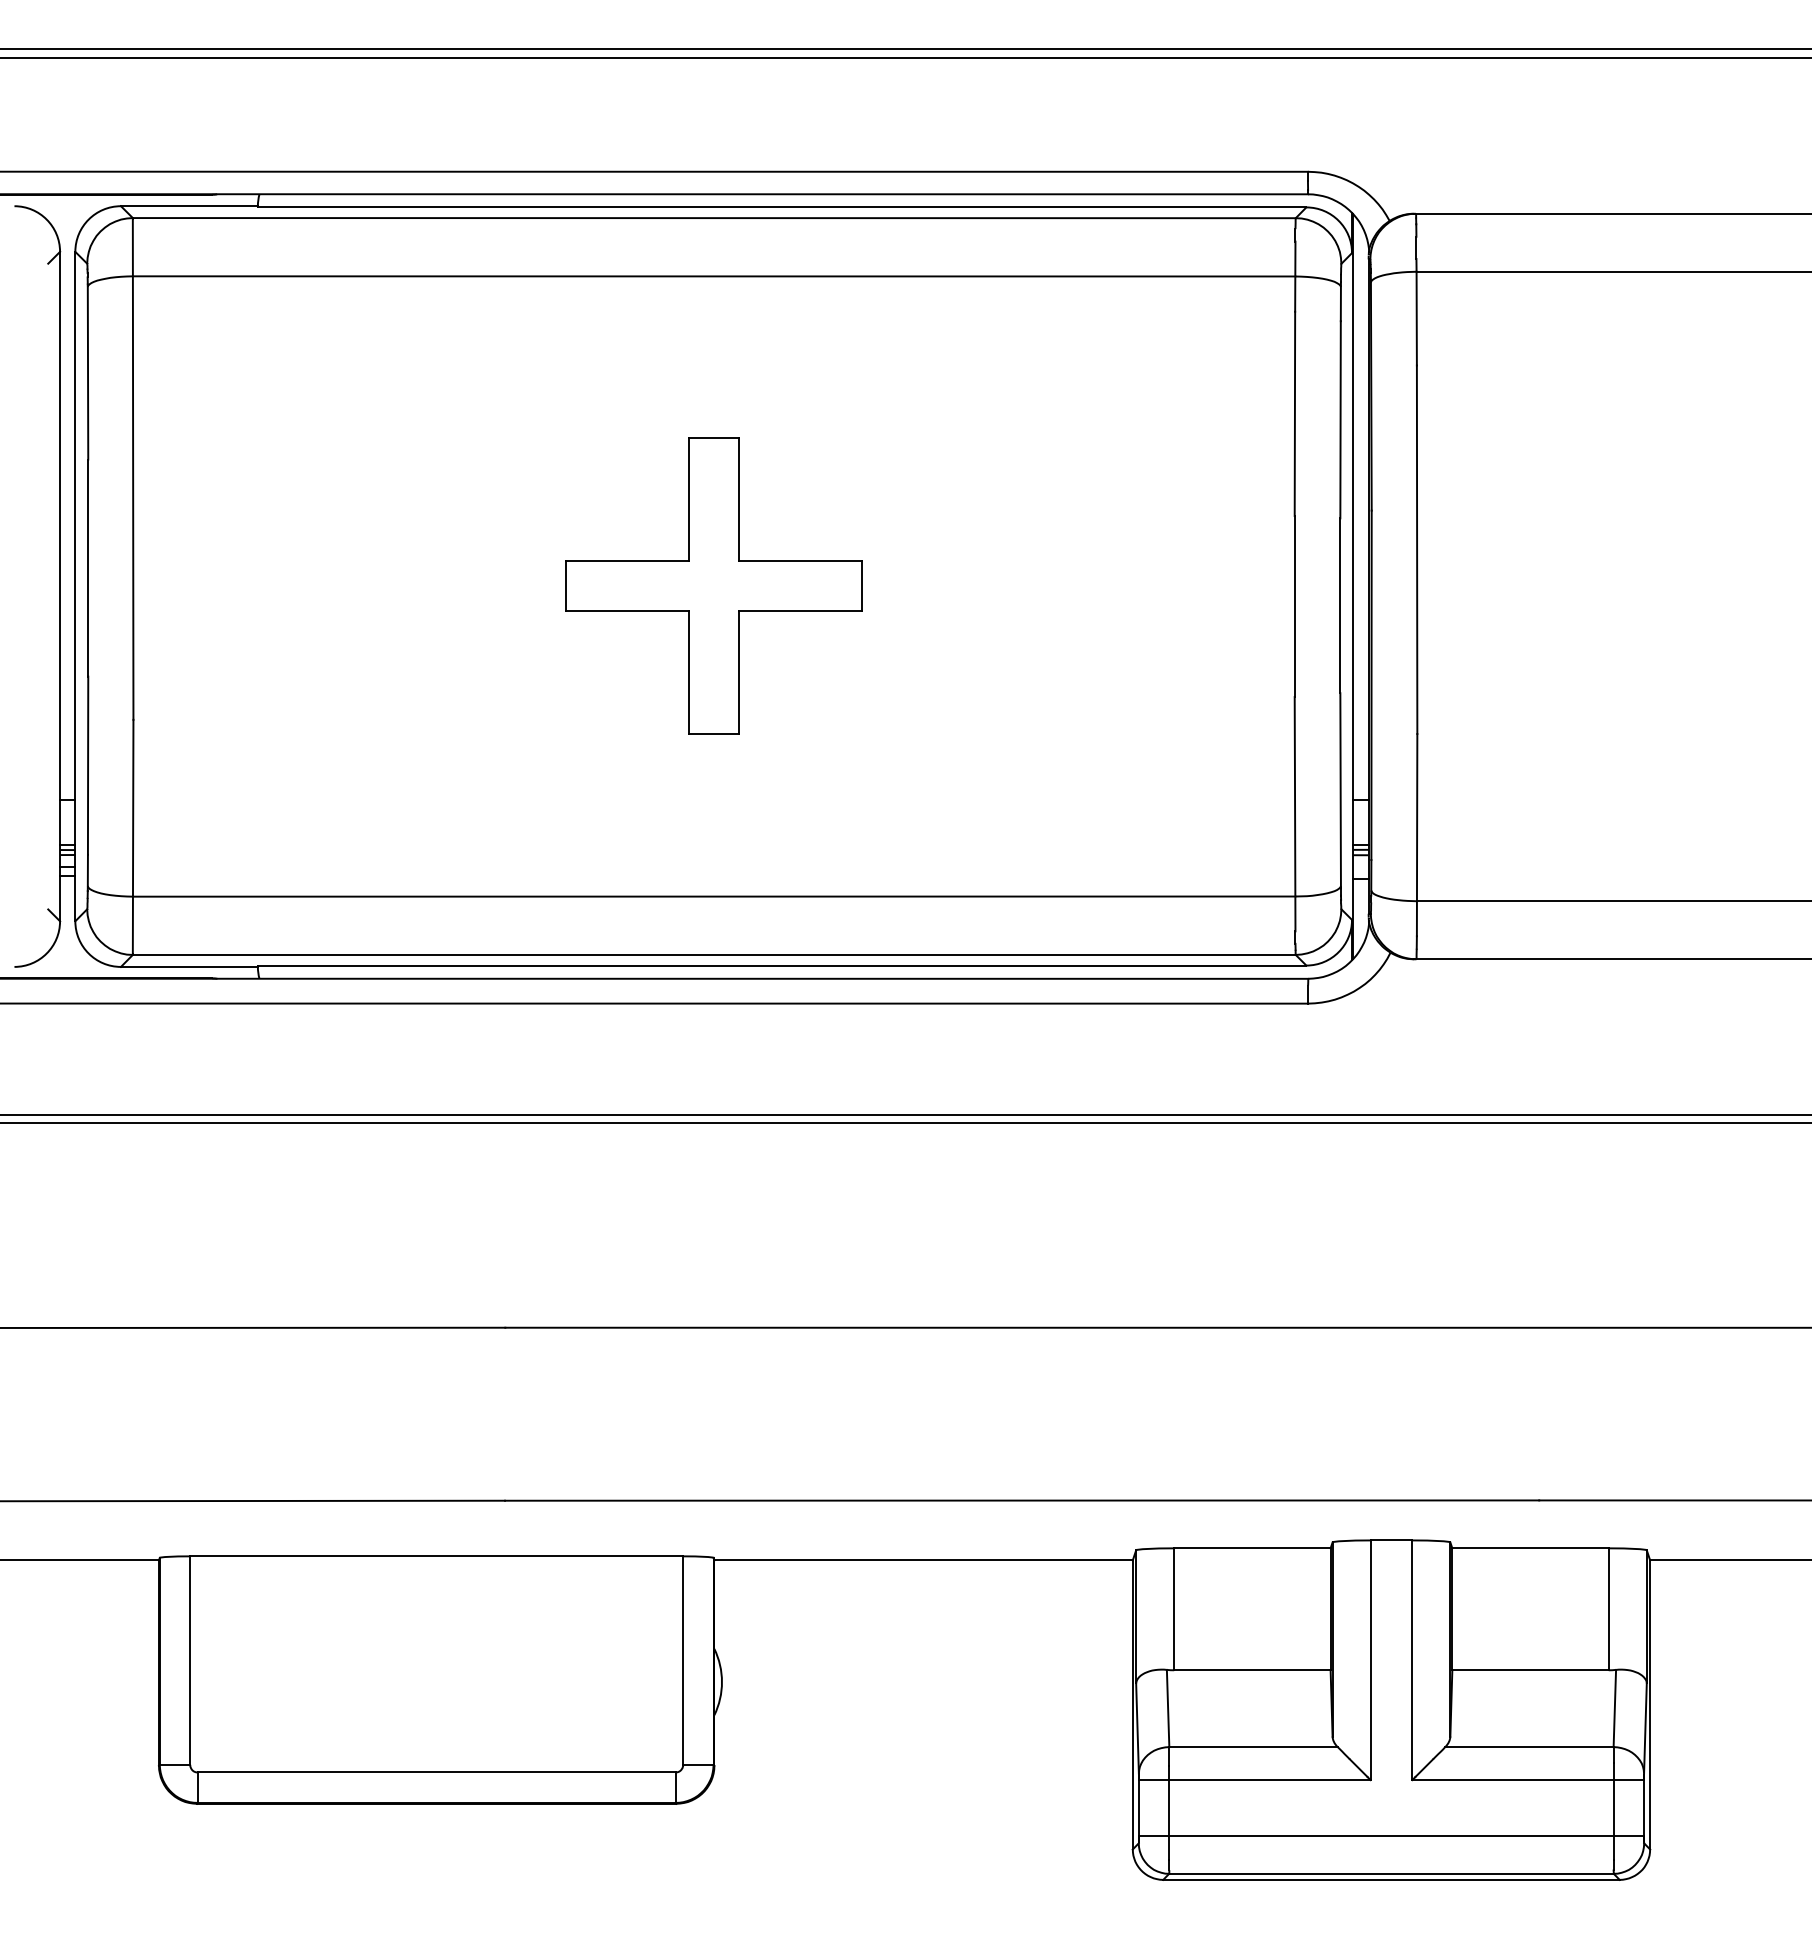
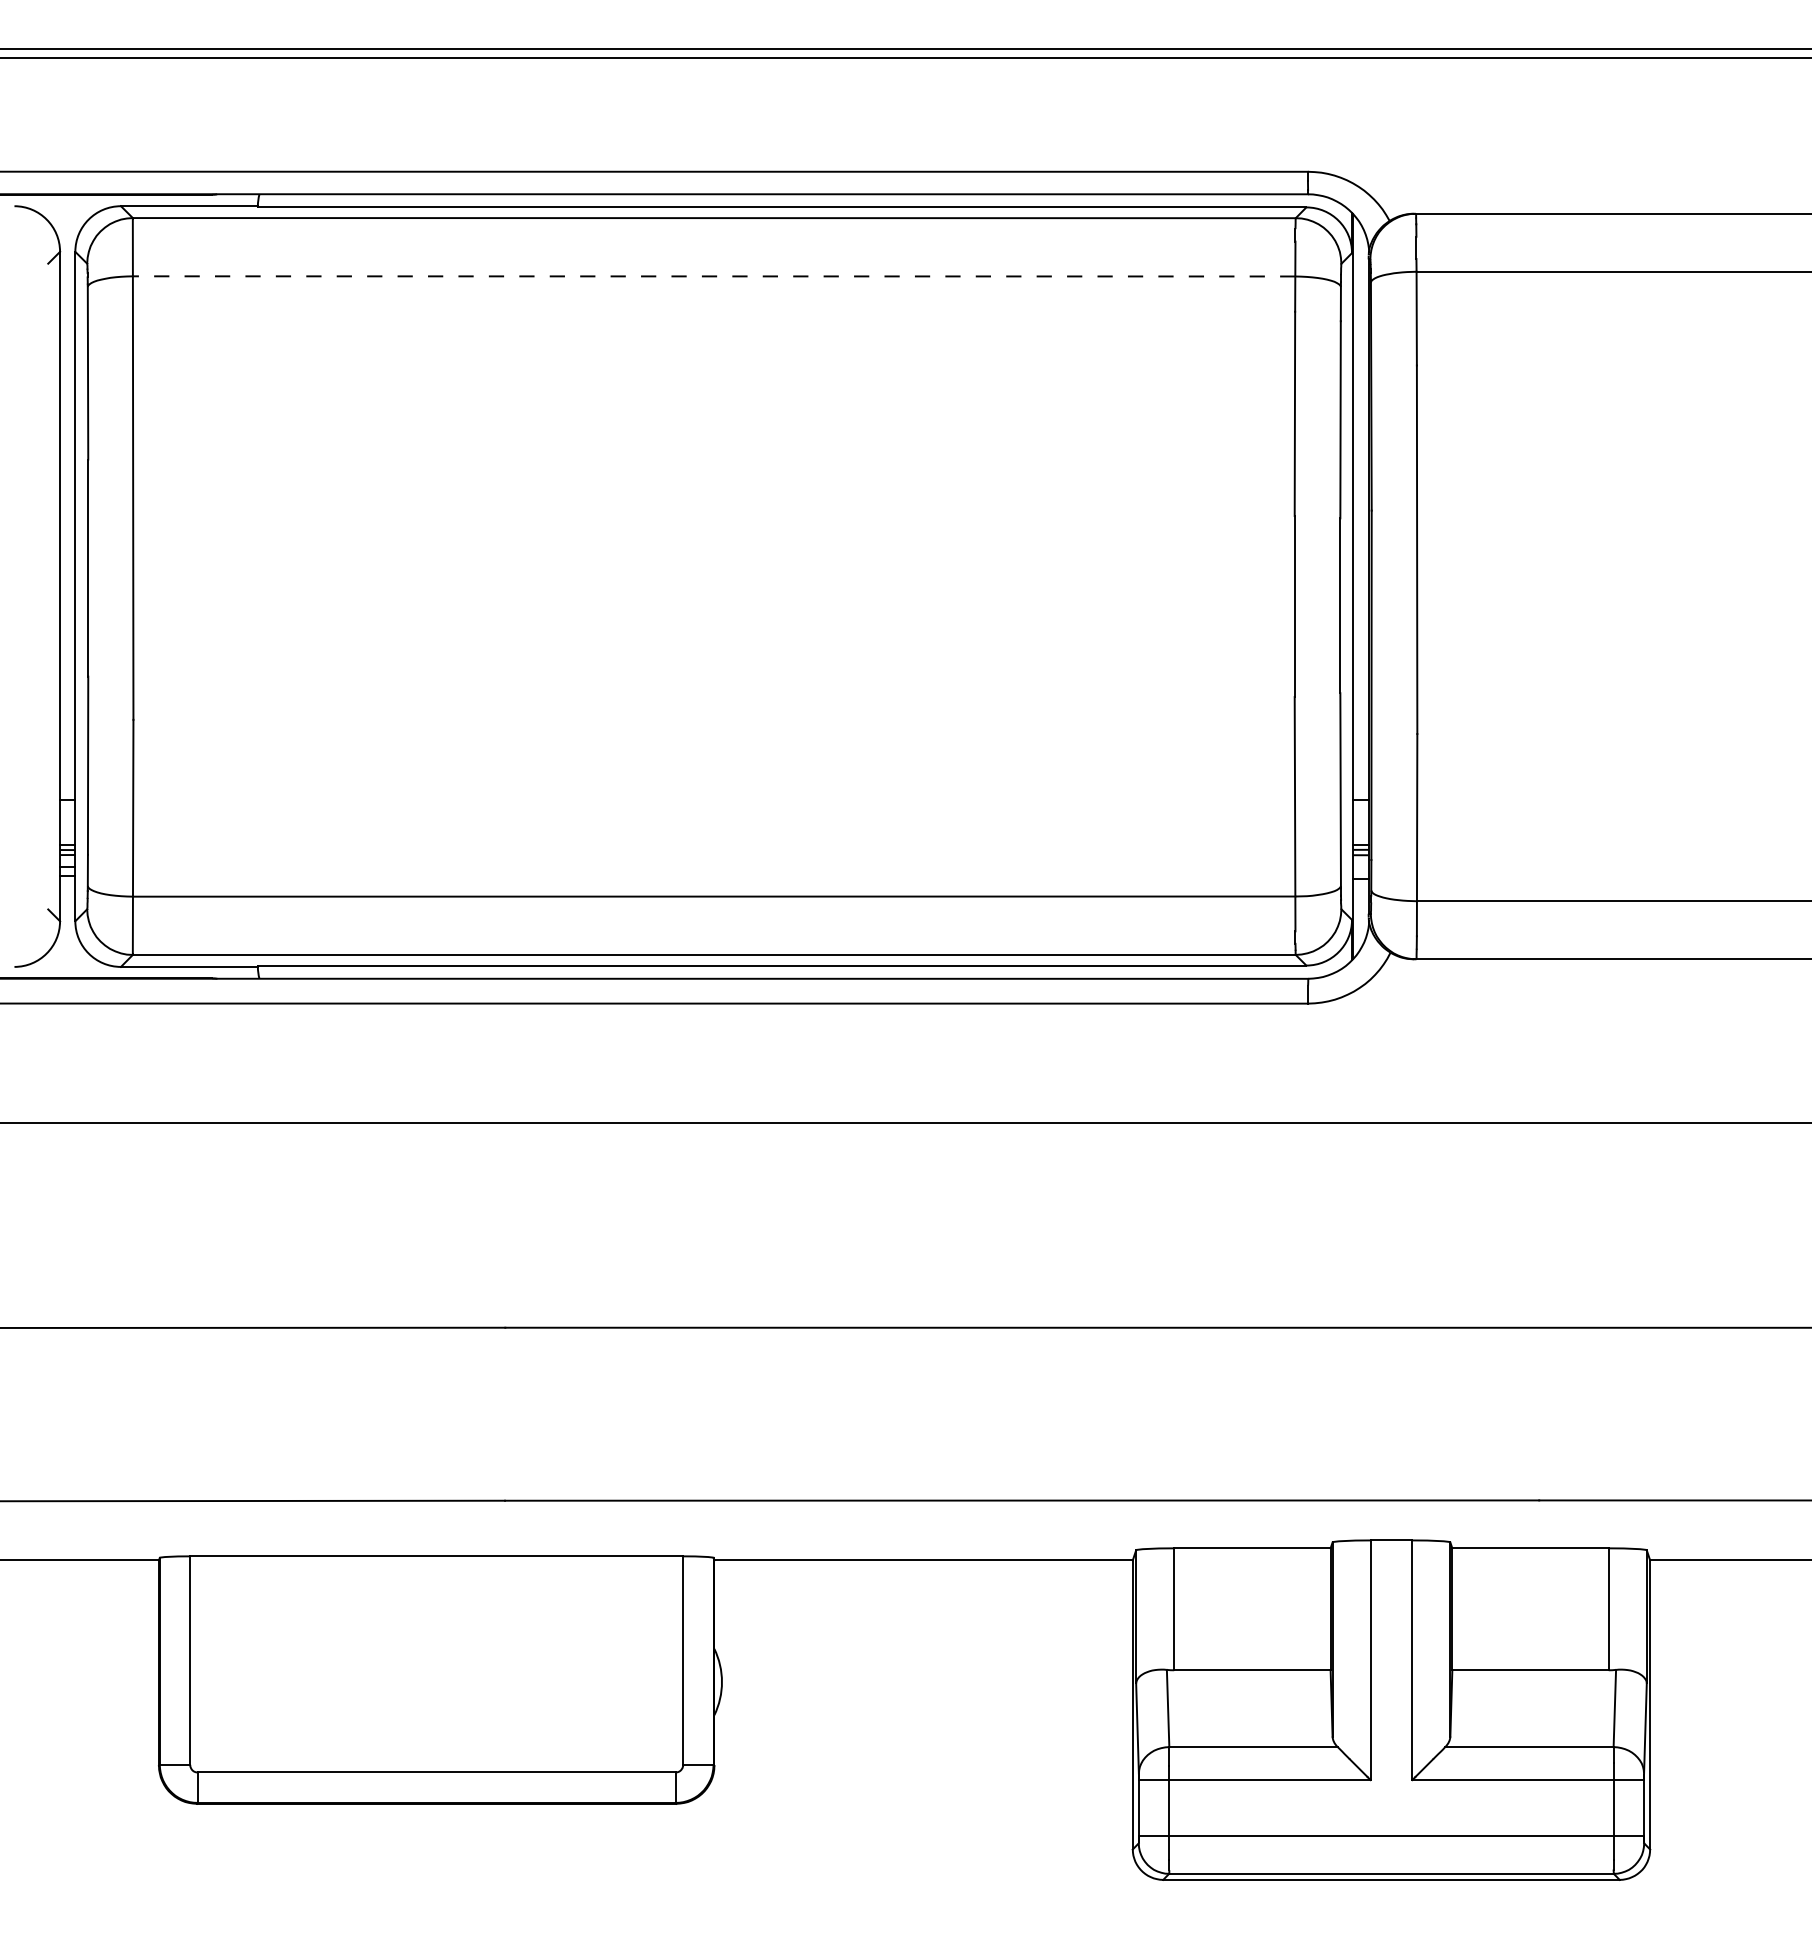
line: solid -> dashed (713, 276)
part: present -> none (713, 585)
line: present -> none (905, 1114)
